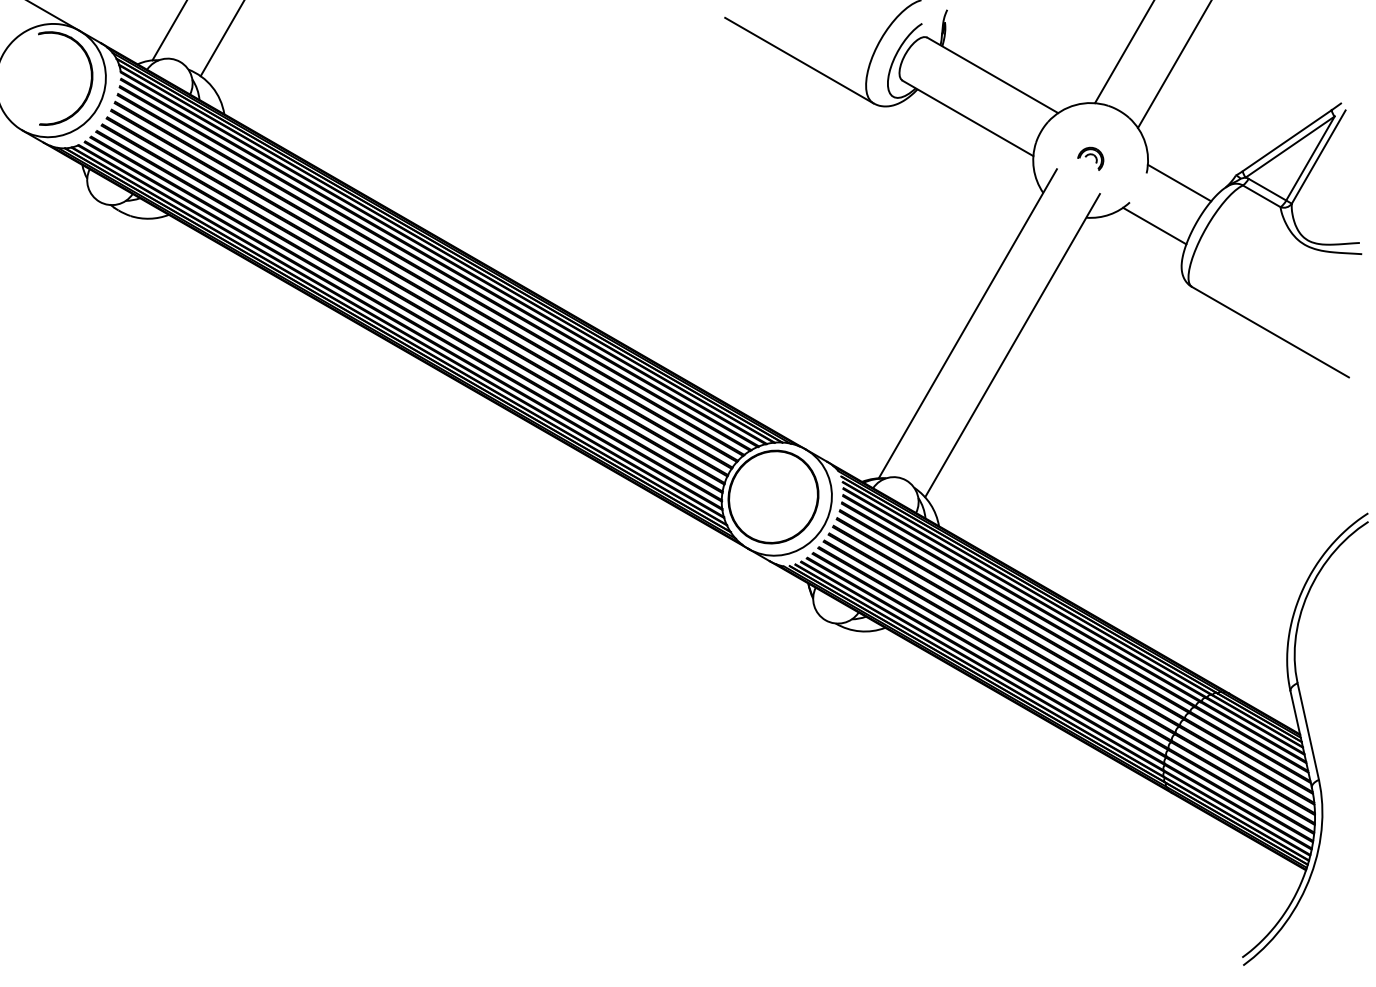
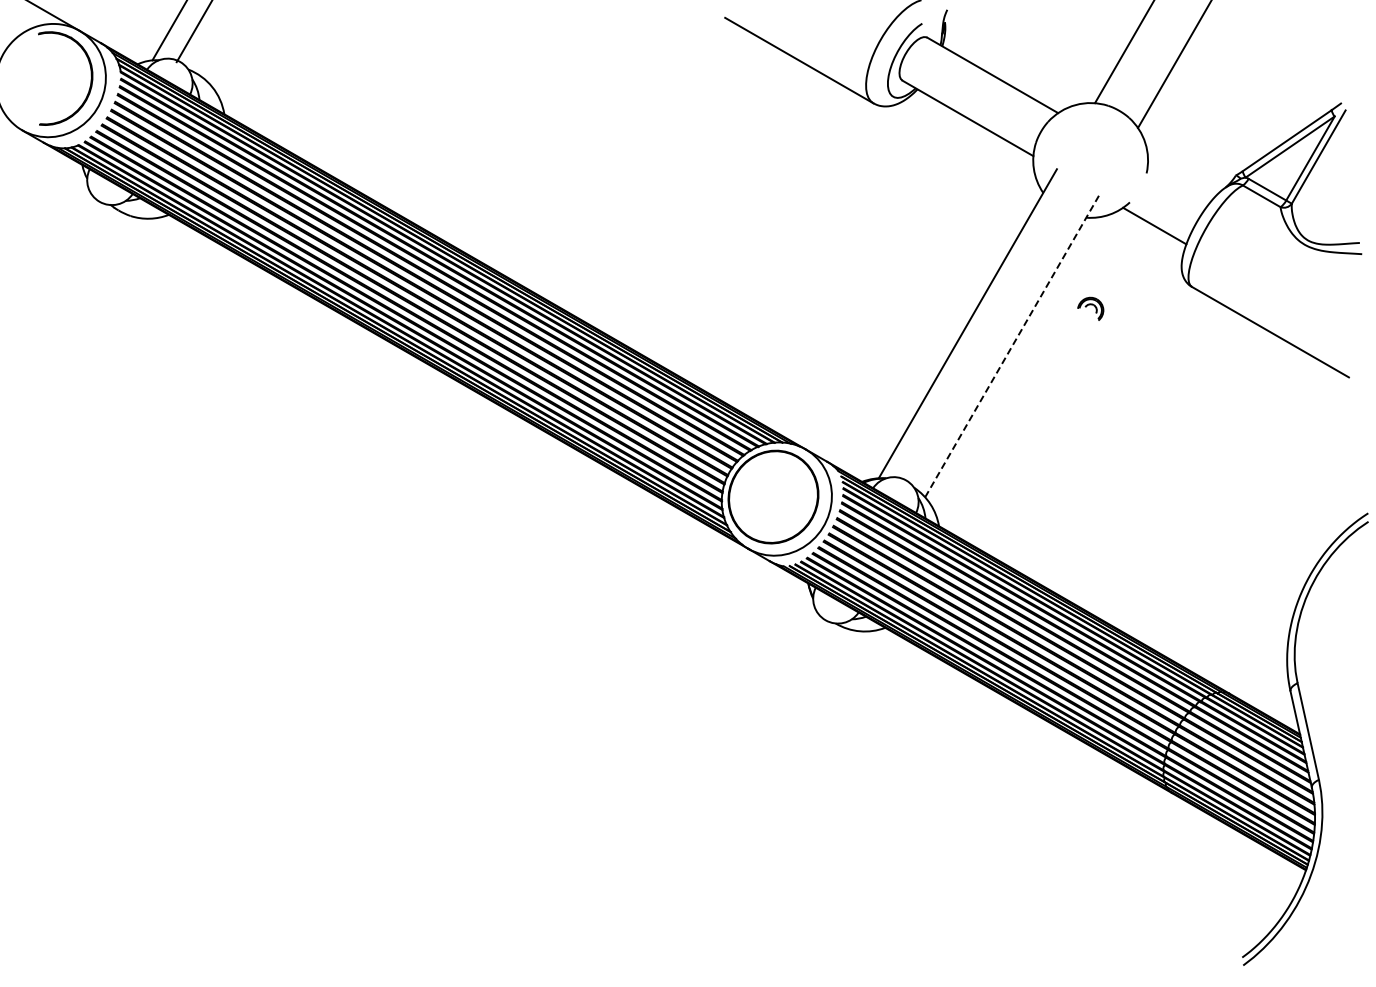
line position: (221, 39) -> (193, 32) (193, 32)
part position: (1090, 158) -> (1090, 308) (1090, 308)
line: present -> none (1179, 182)
line: solid -> dashed (1012, 345)
